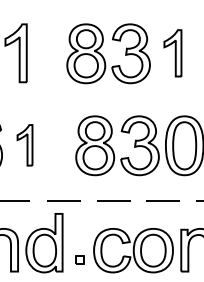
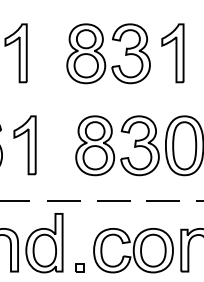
part size: 20x49 px -> 24x61 px (172, 53)
part size: 18x43 px -> 24x61 px (24, 145)
part position: (79, 259) -> (79, 267) (79, 267)
